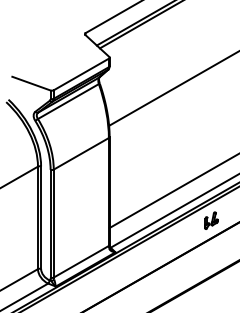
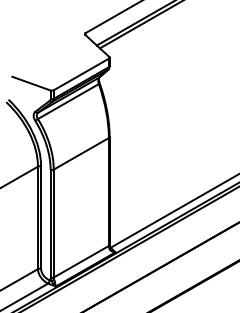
line: present -> none (172, 88)
line: present -> none (172, 191)
part: present -> none (211, 220)
